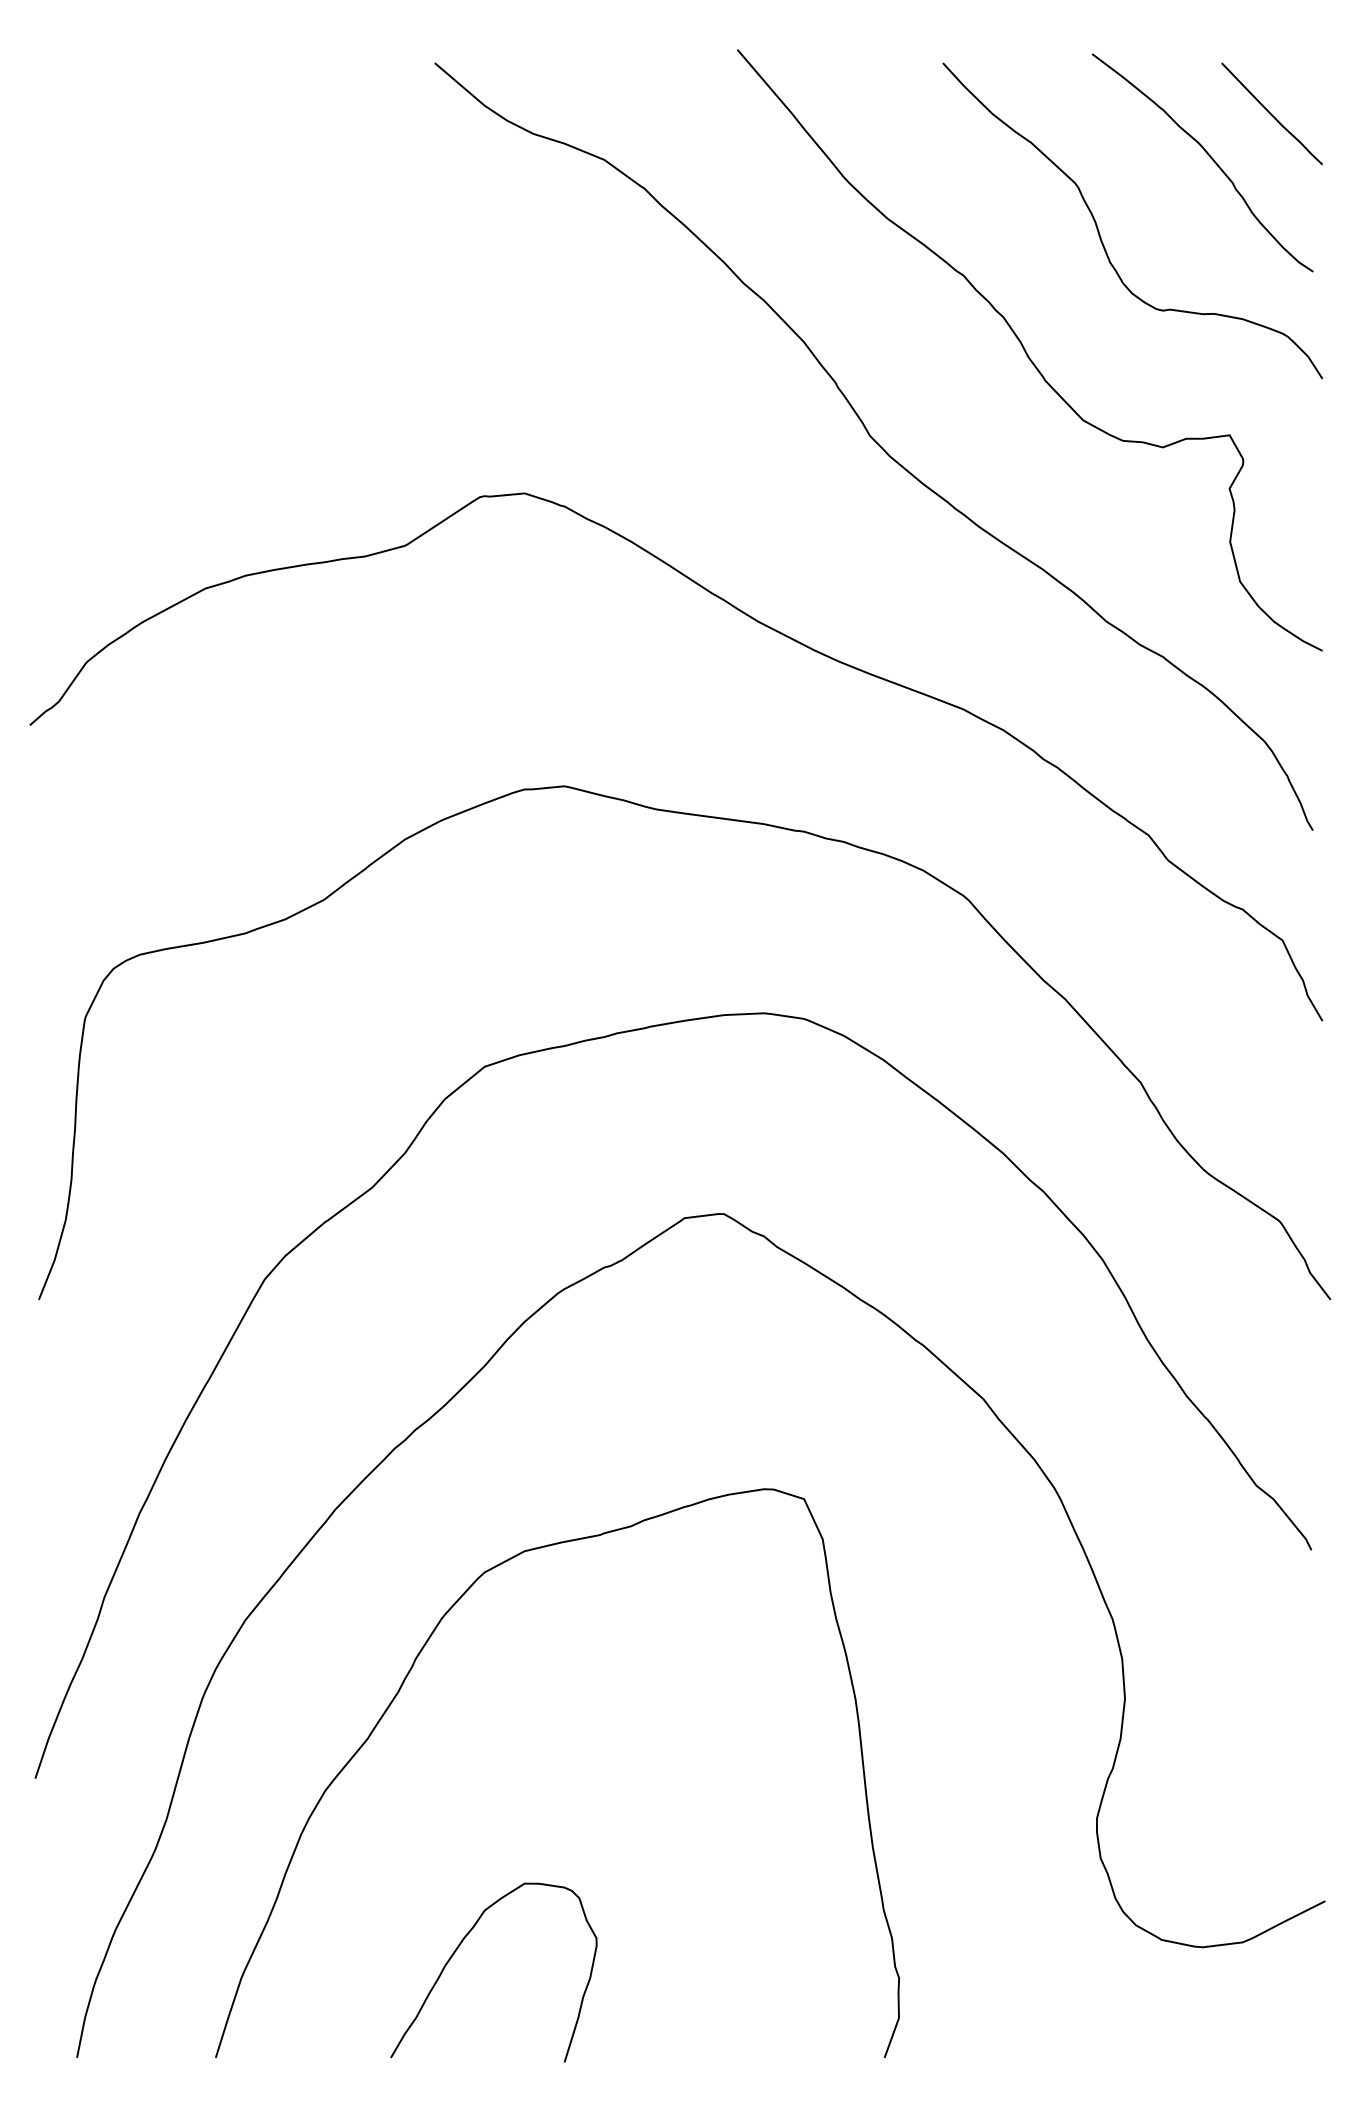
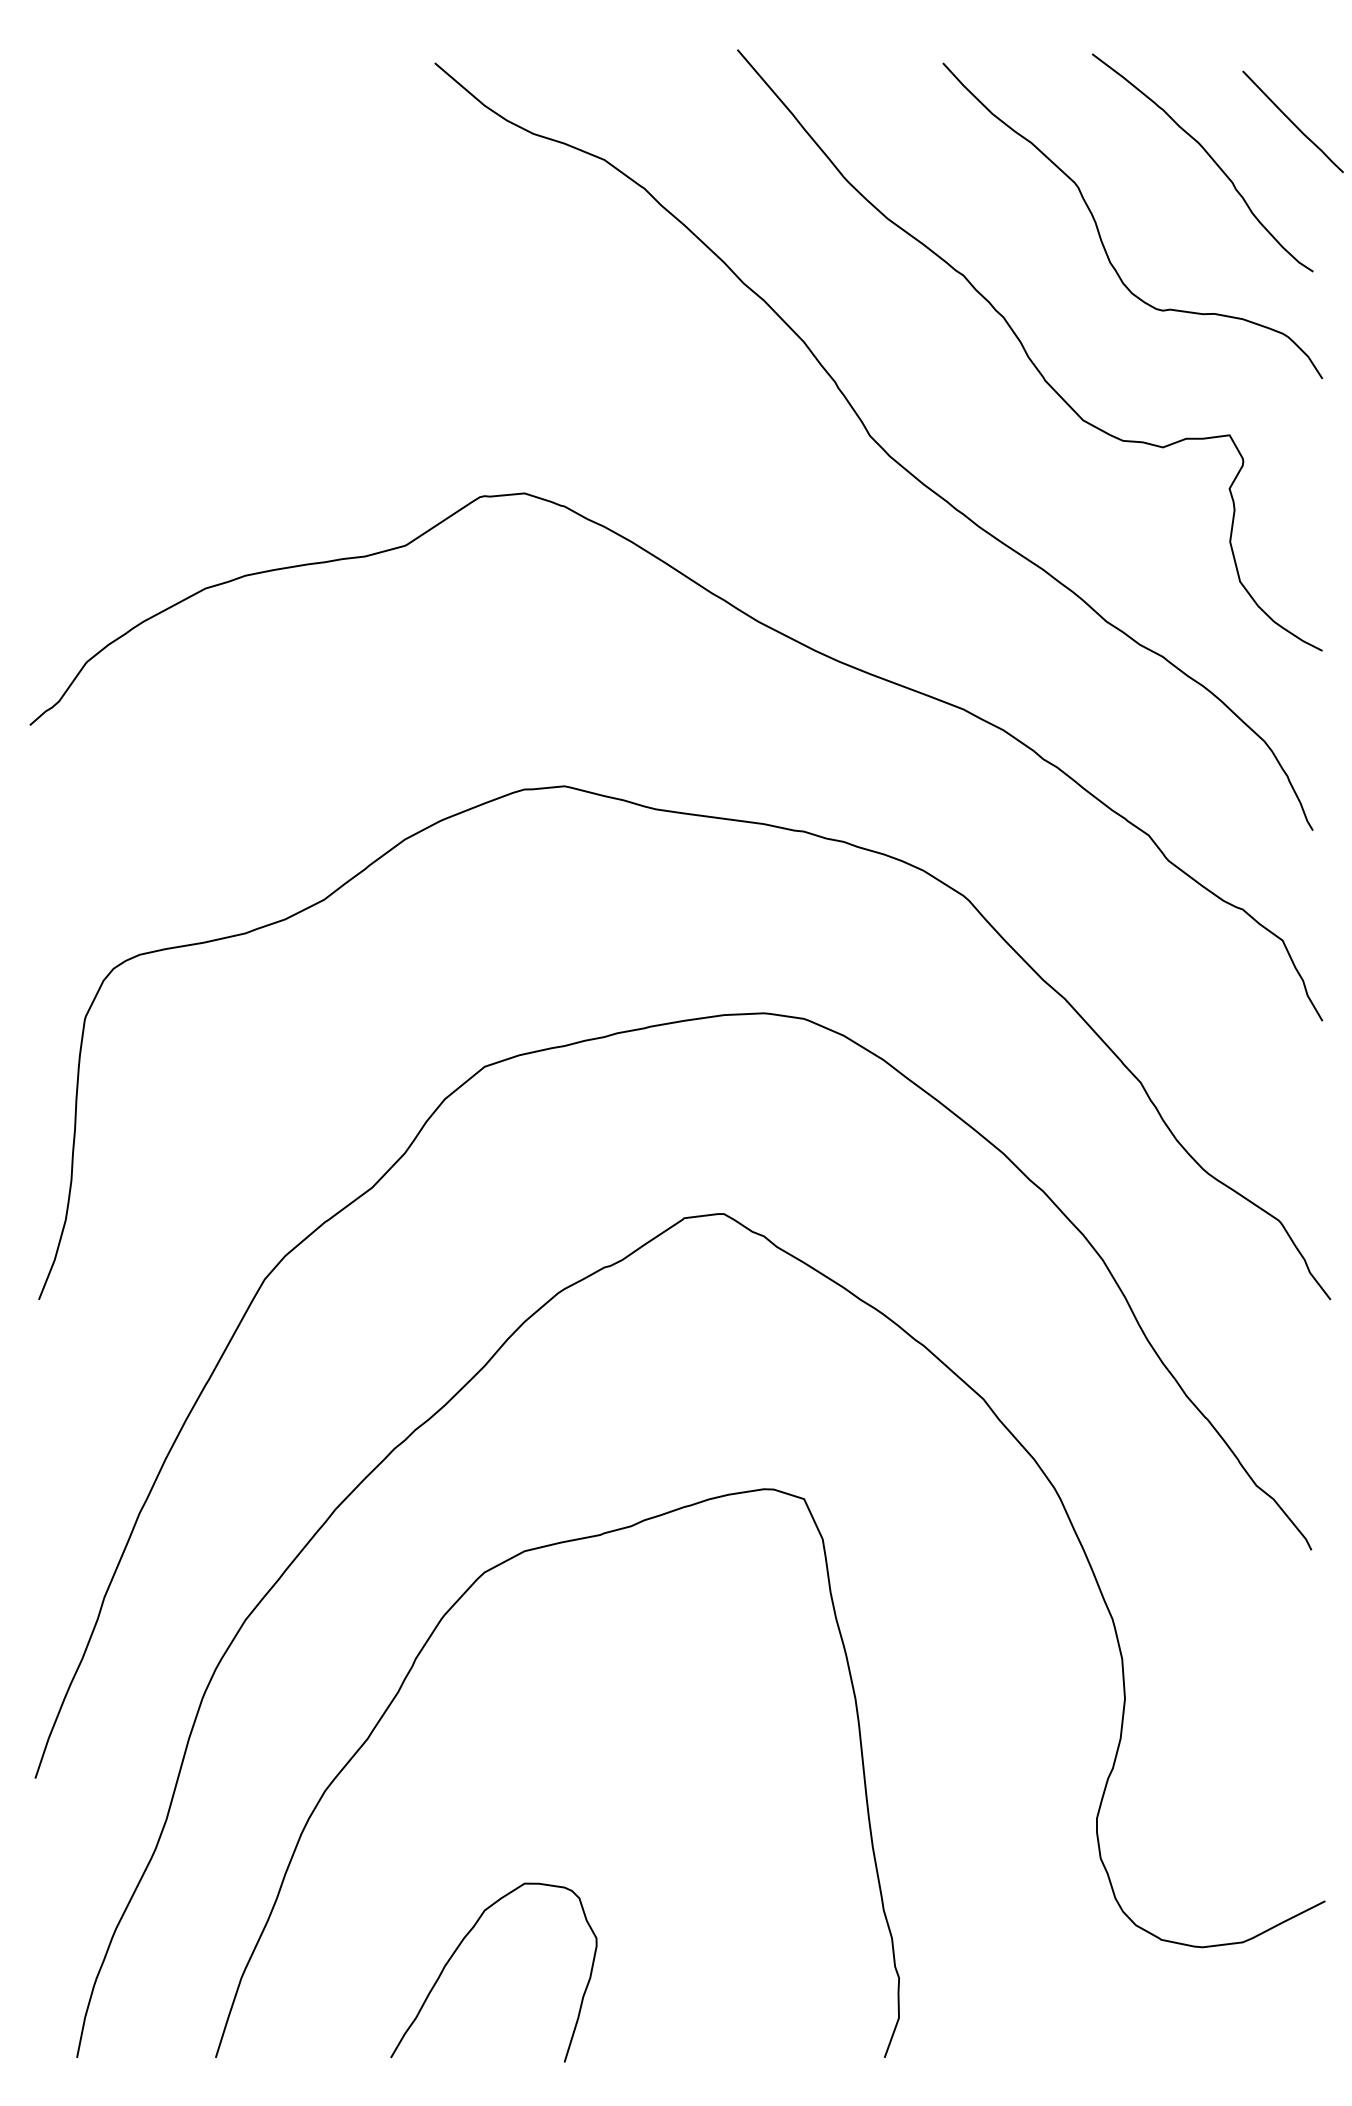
line position: (1271, 113) -> (1292, 121) (1292, 121)
